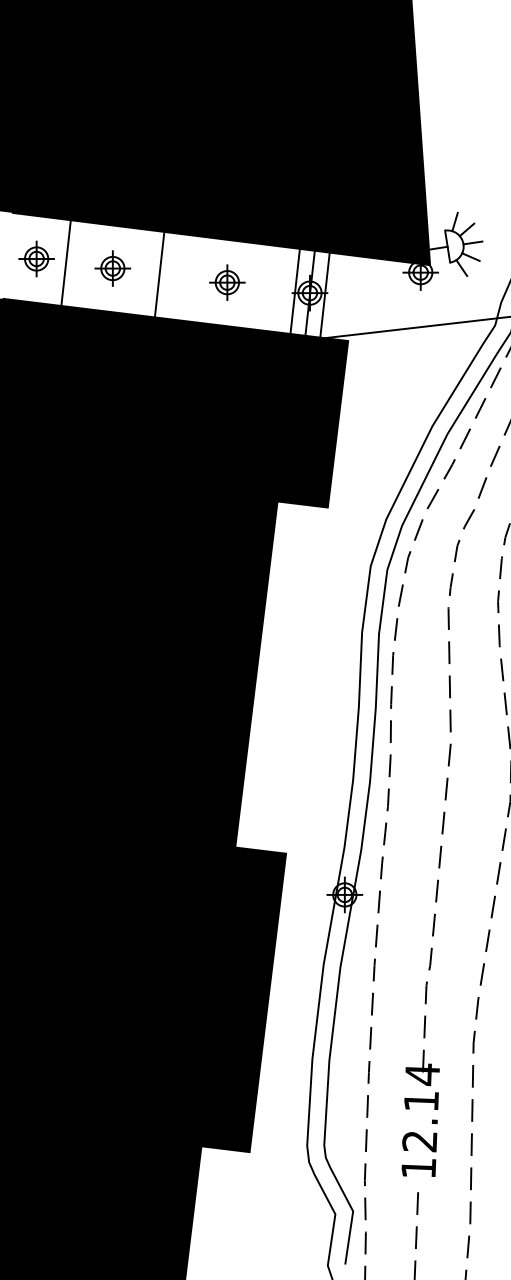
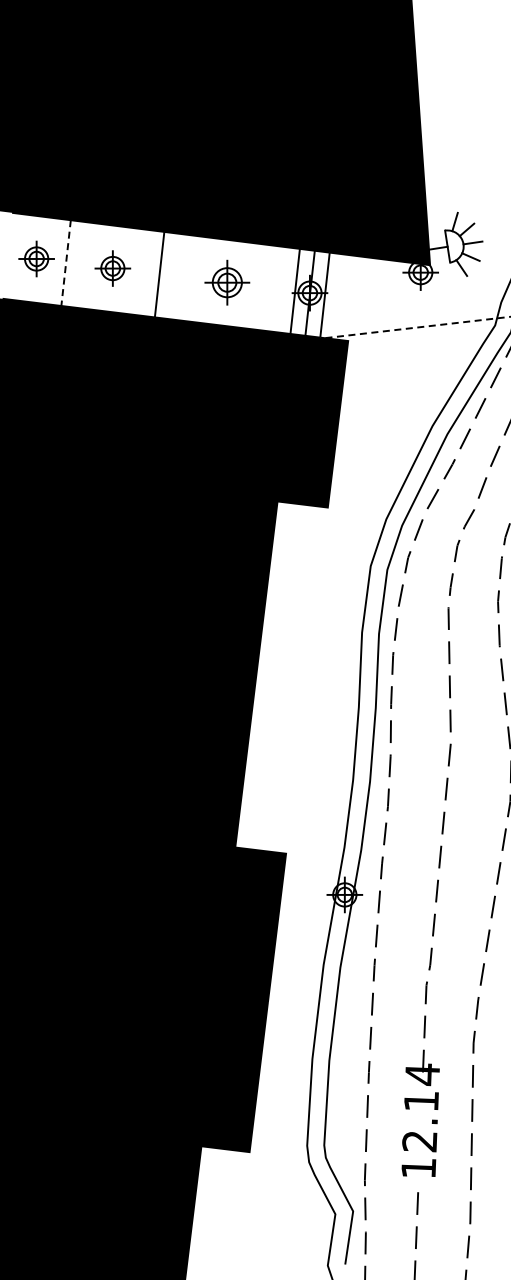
line: solid -> dashed (66, 263)
part size: 37x37 px -> 47x47 px (227, 282)
line: solid -> dashed (417, 327)
